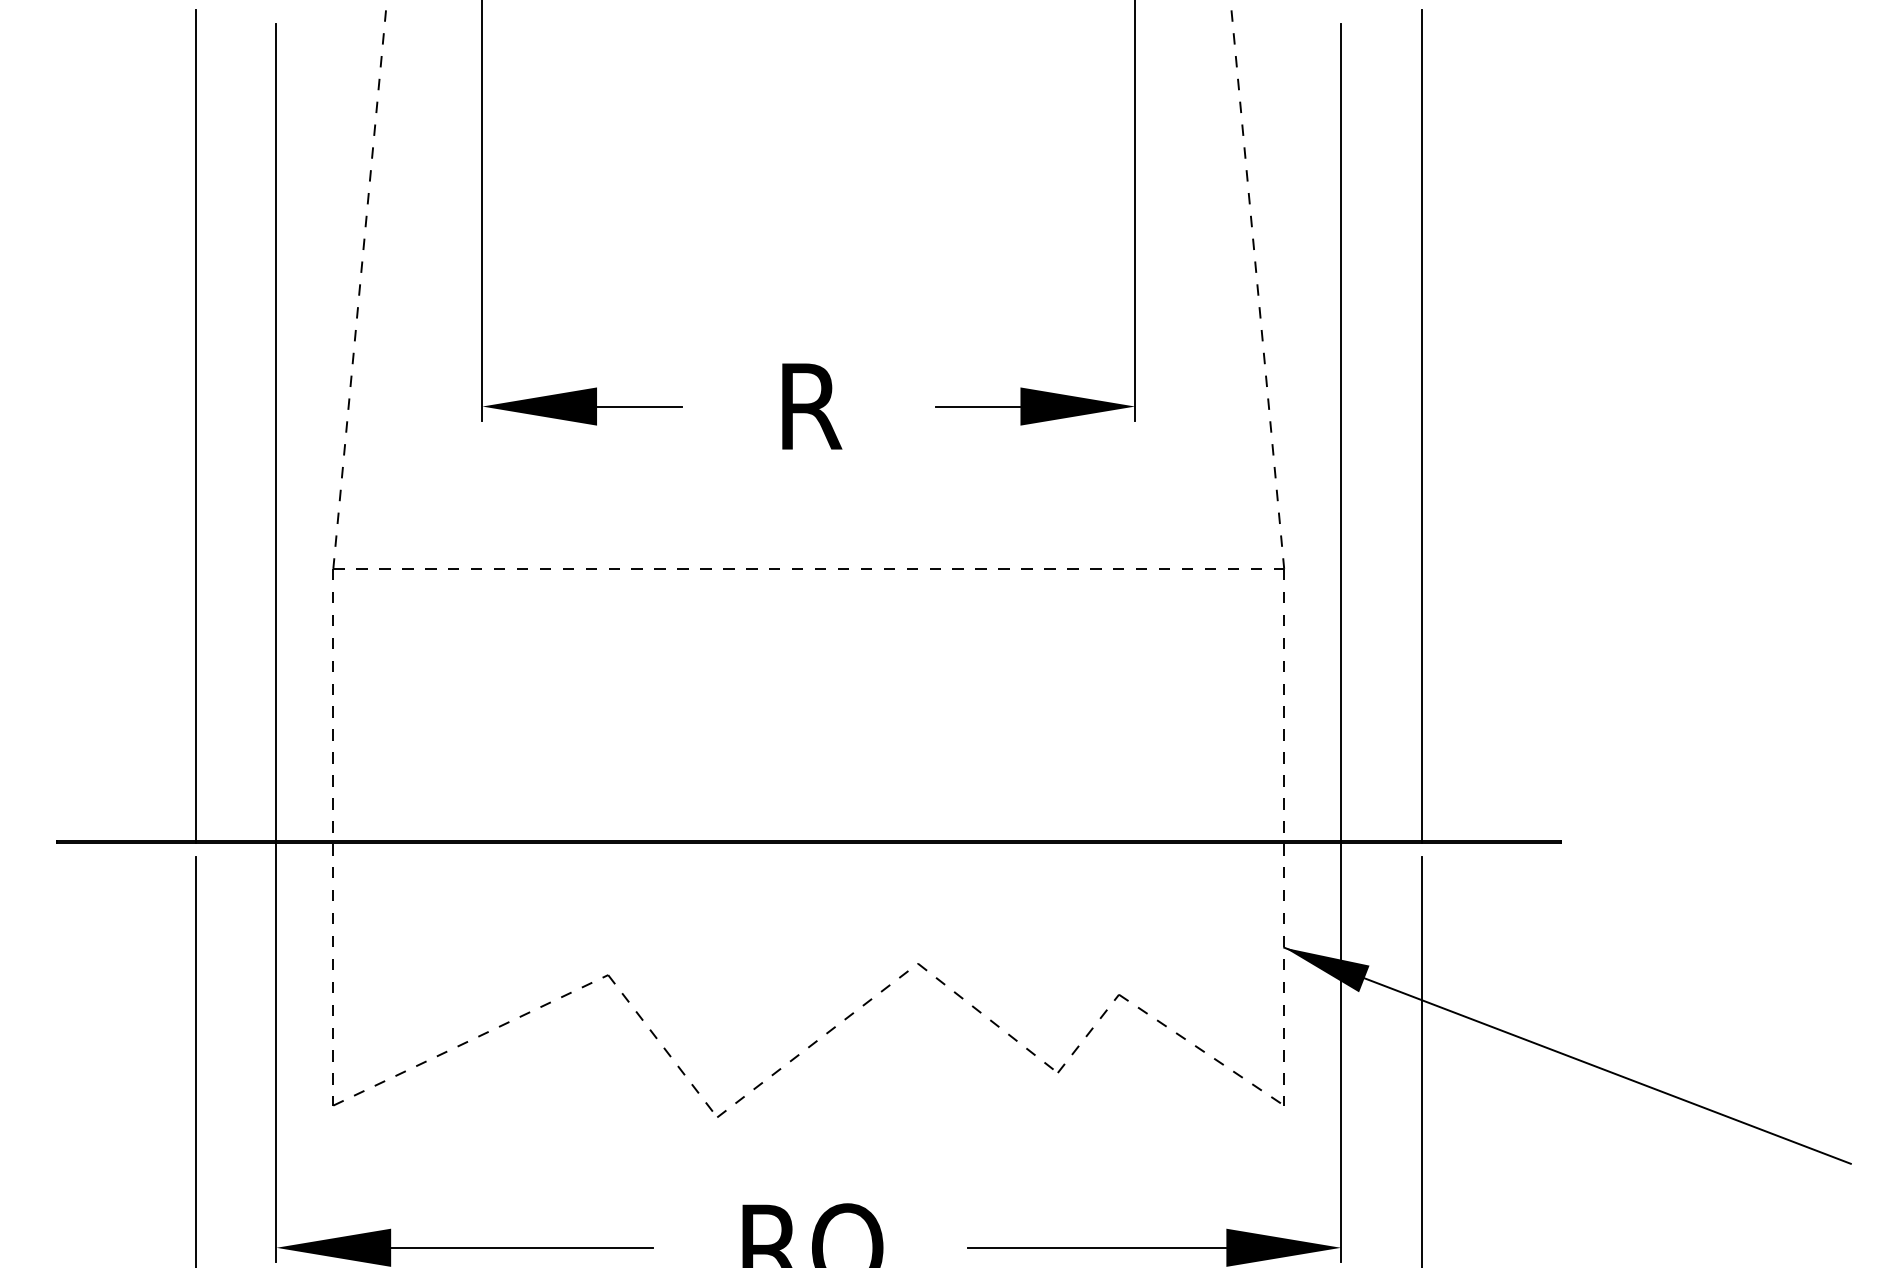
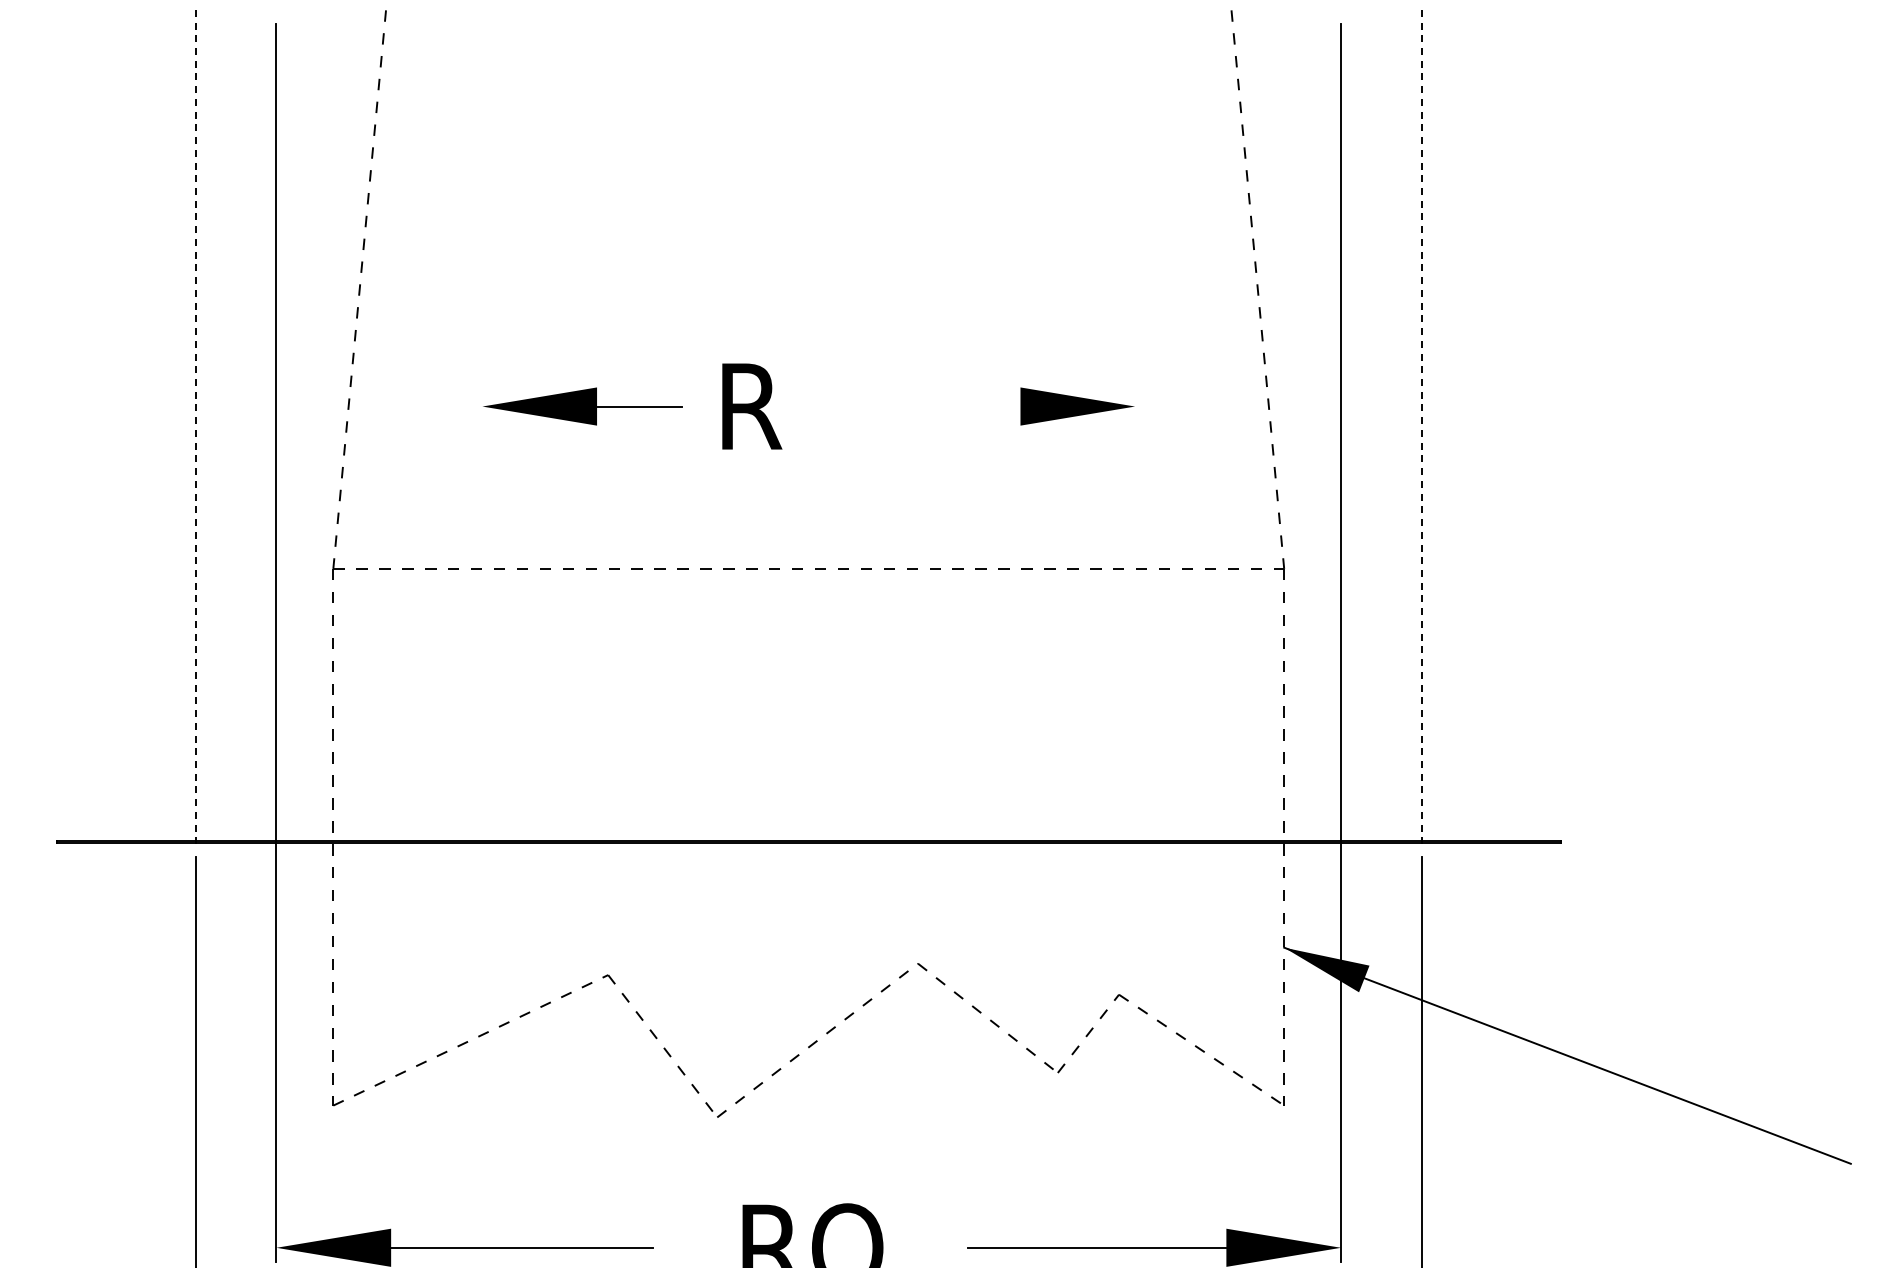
line: present -> none (482, 211)
line: present -> none (1135, 211)
text position: (812, 406) -> (752, 406) (752, 406)
line: present -> none (978, 406)
line: solid -> dashed (195, 425)
line: solid -> dashed (1421, 425)
